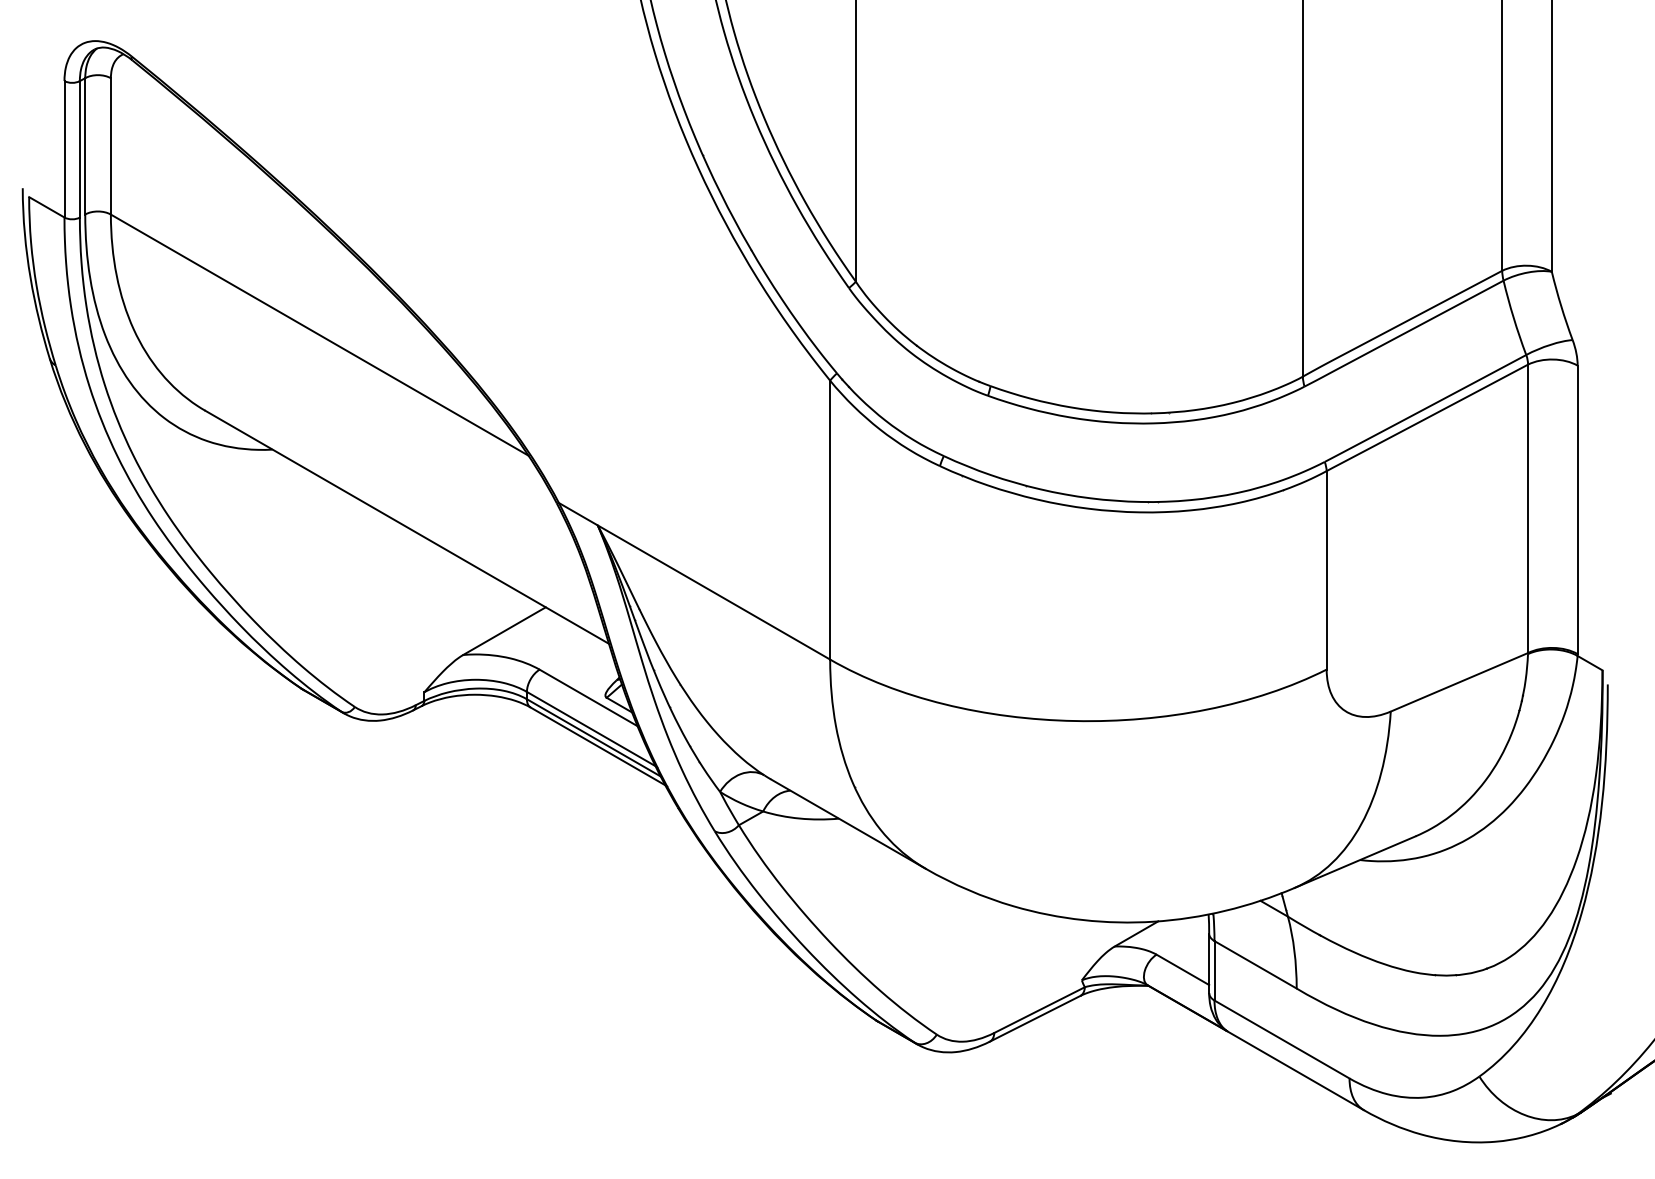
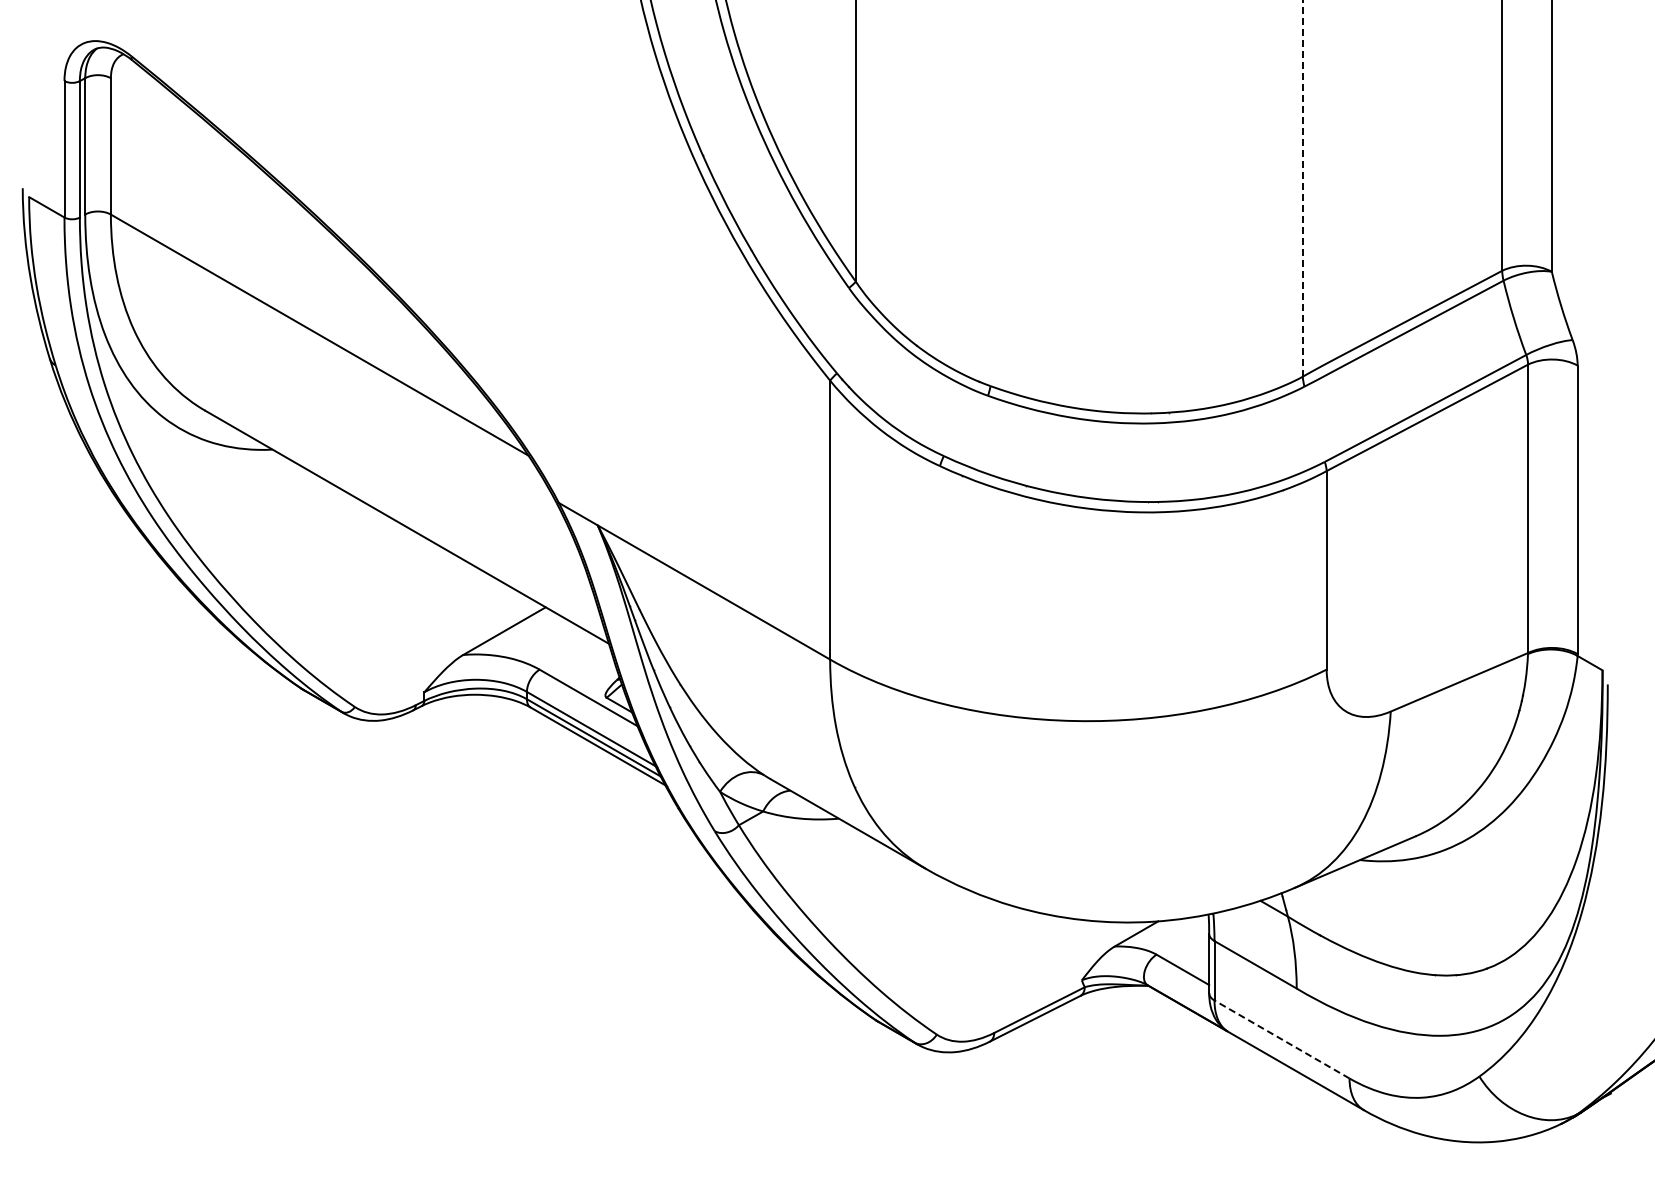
line: solid -> dashed (1302, 188)
line: solid -> dashed (1282, 1039)
